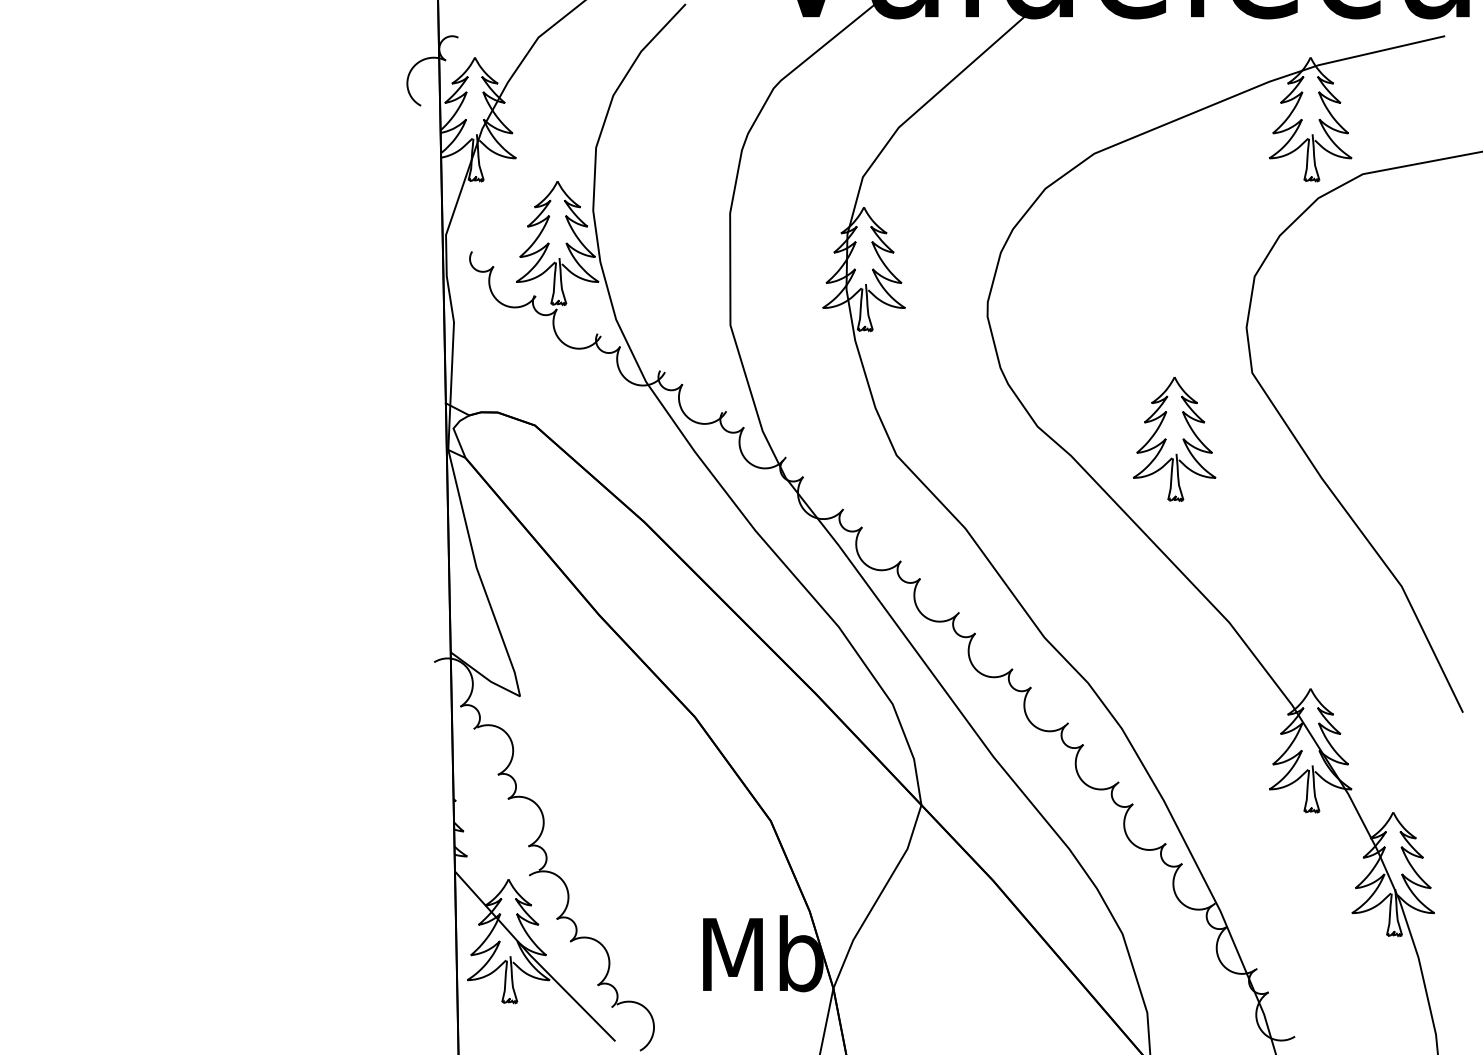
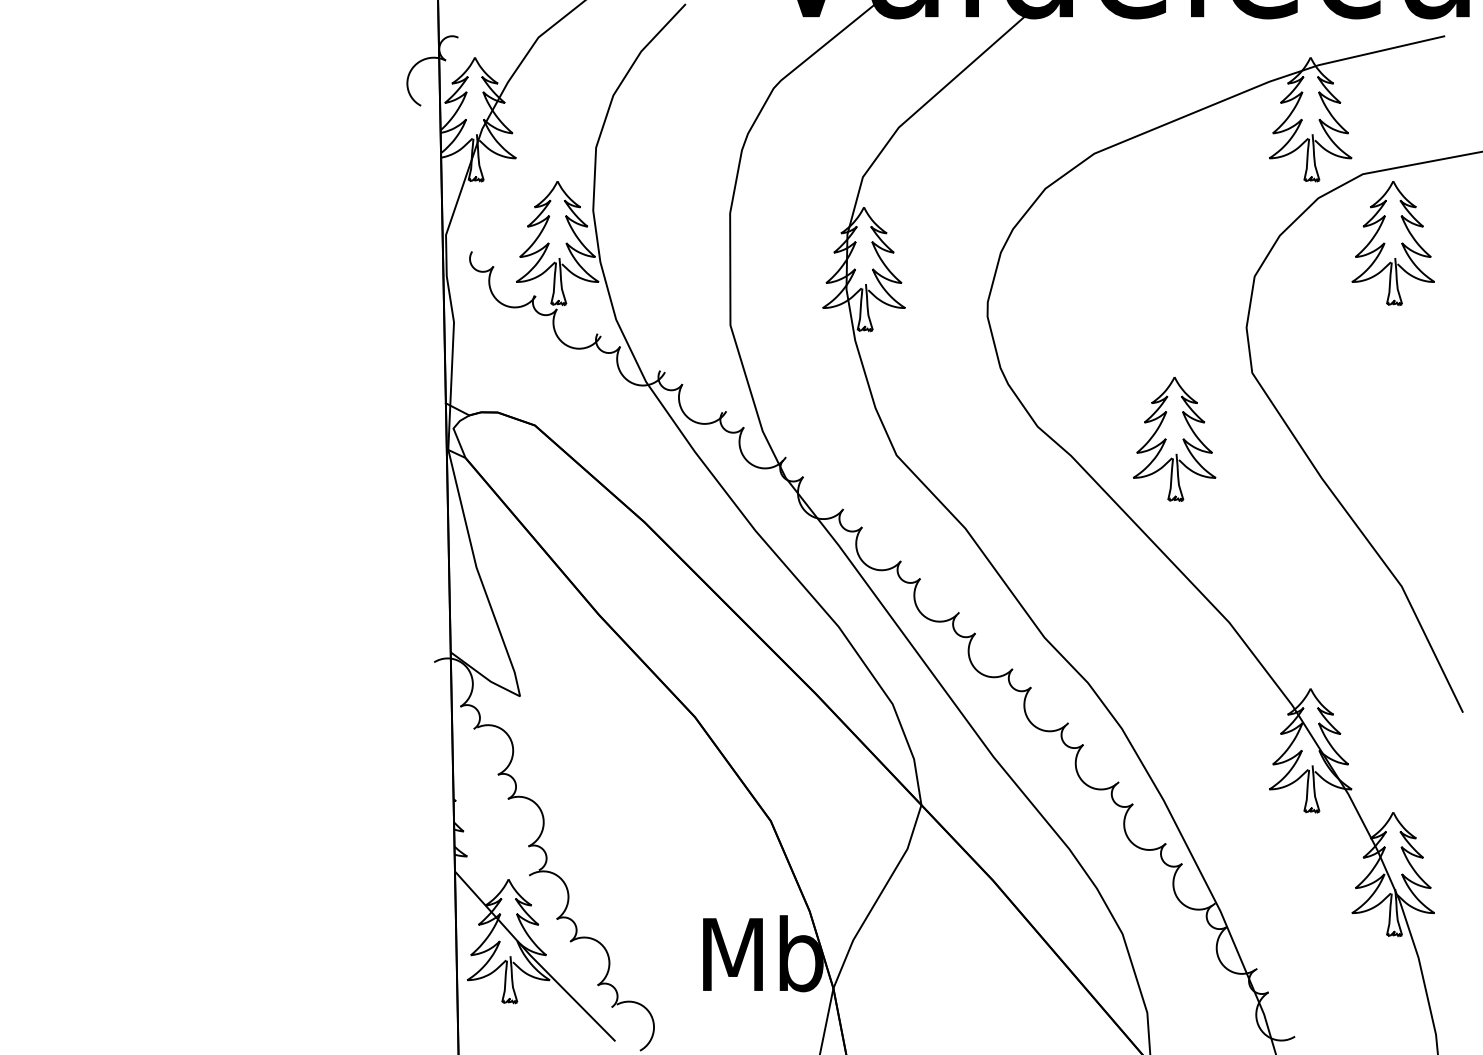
part: none -> present (1392, 243)
